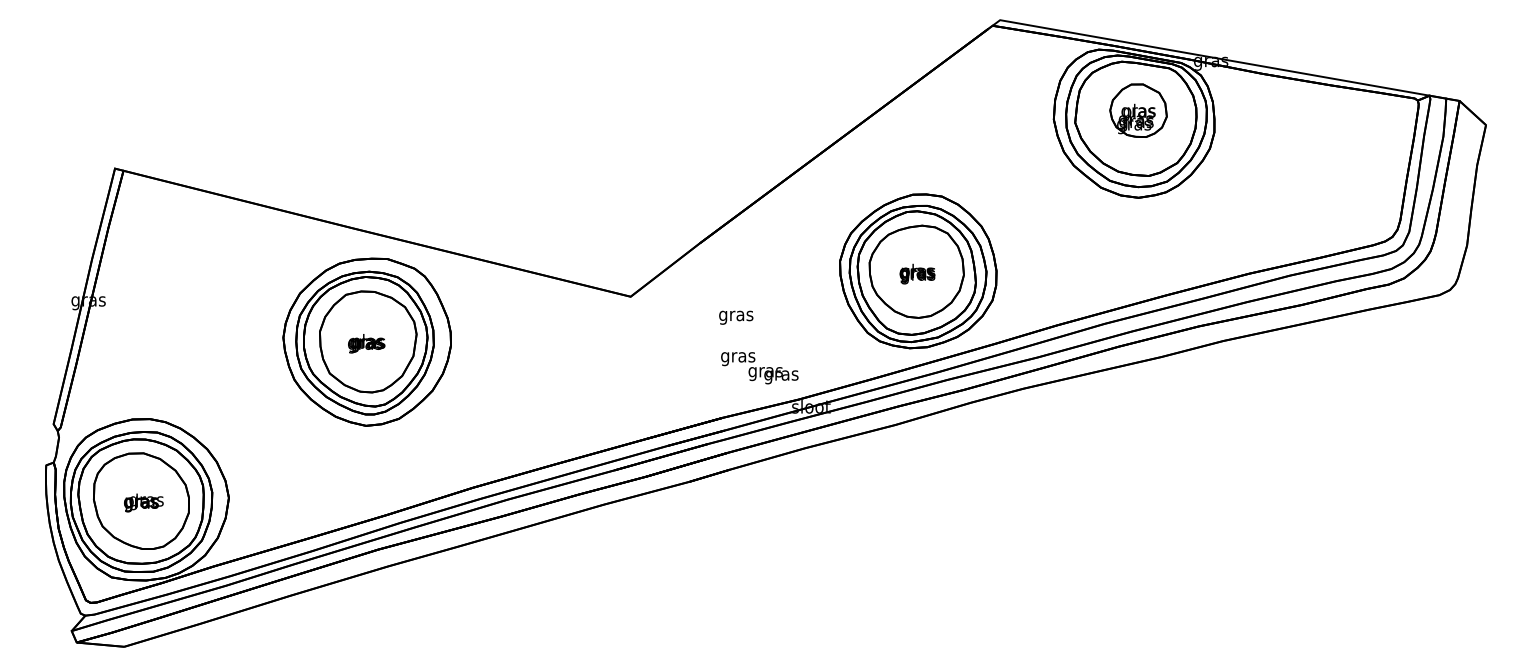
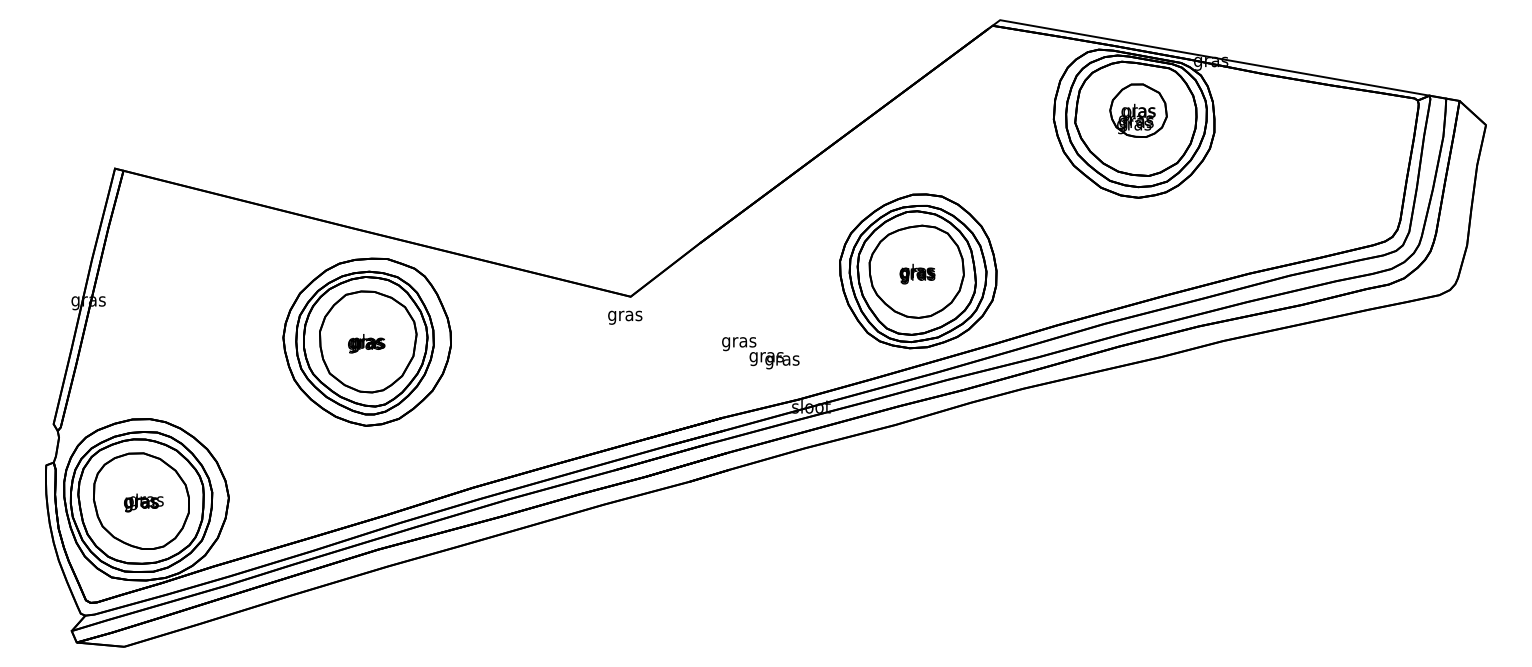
text position: (736, 317) -> (625, 317) (625, 317)
text position: (759, 368) -> (760, 353) (760, 353)
